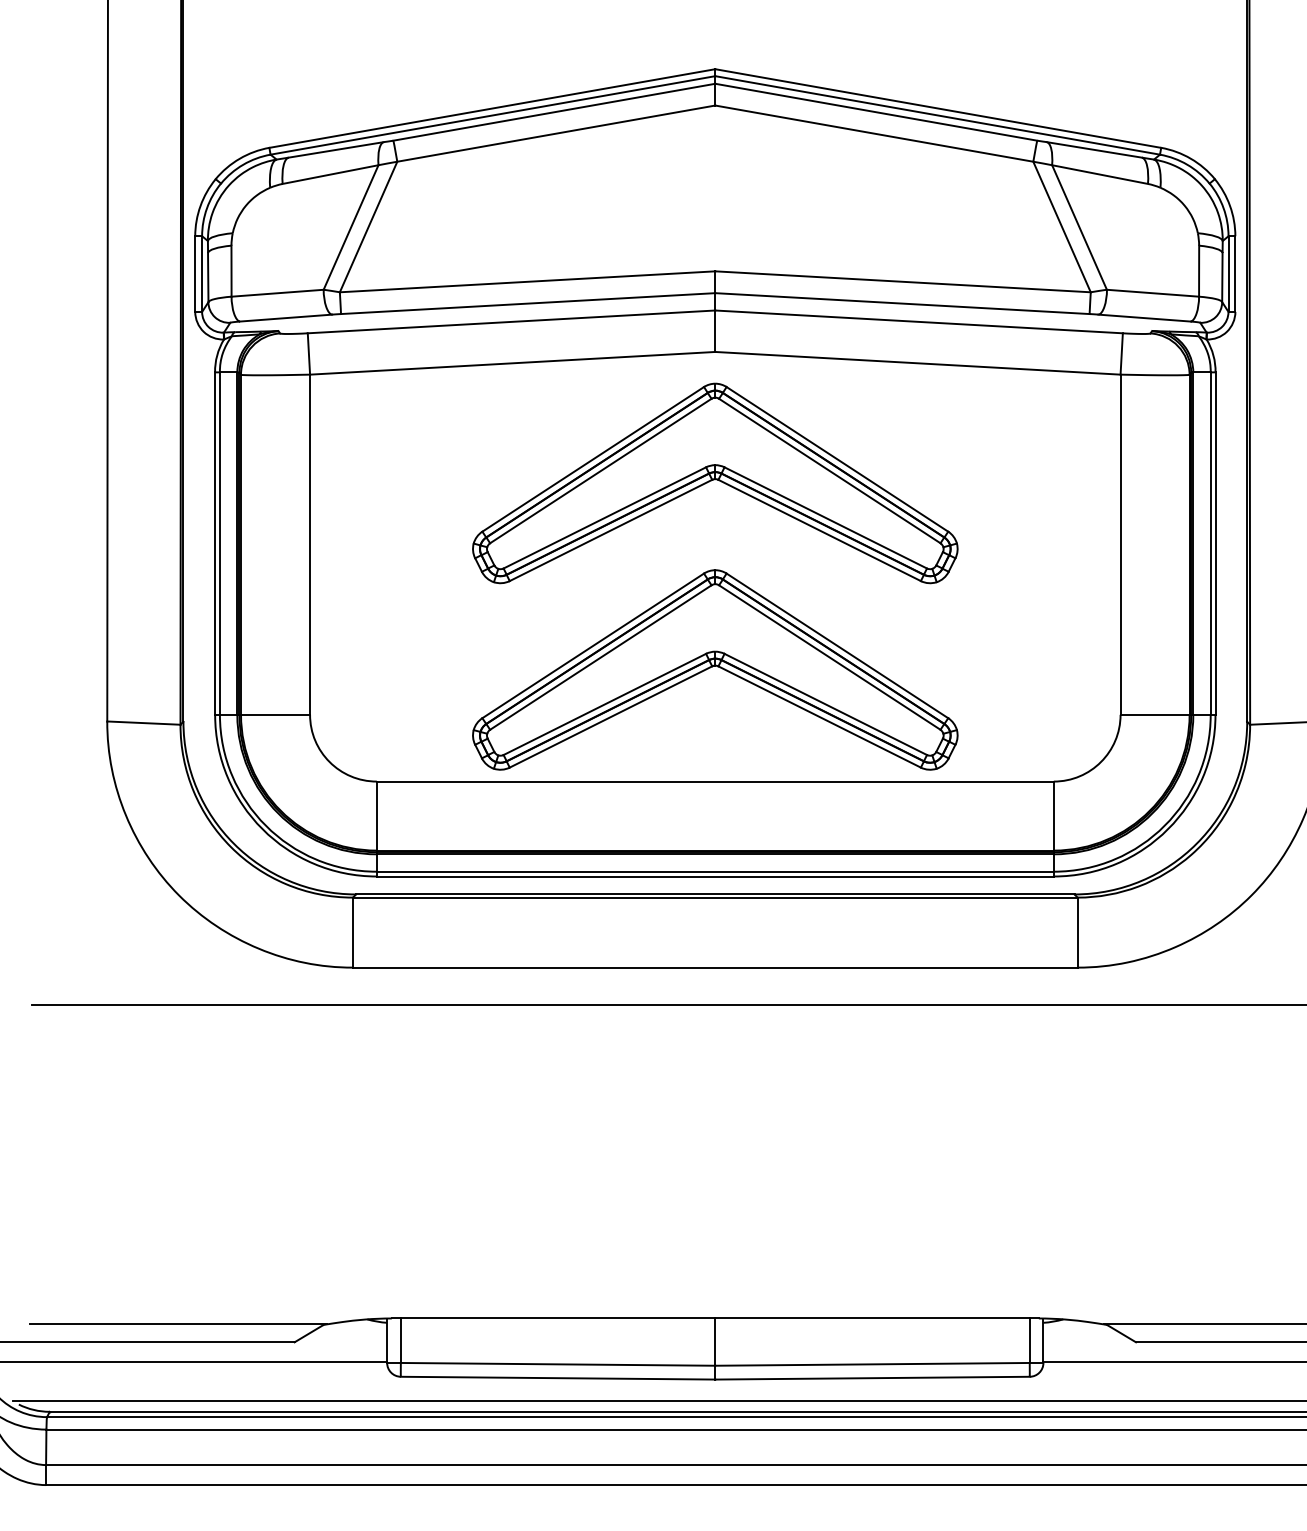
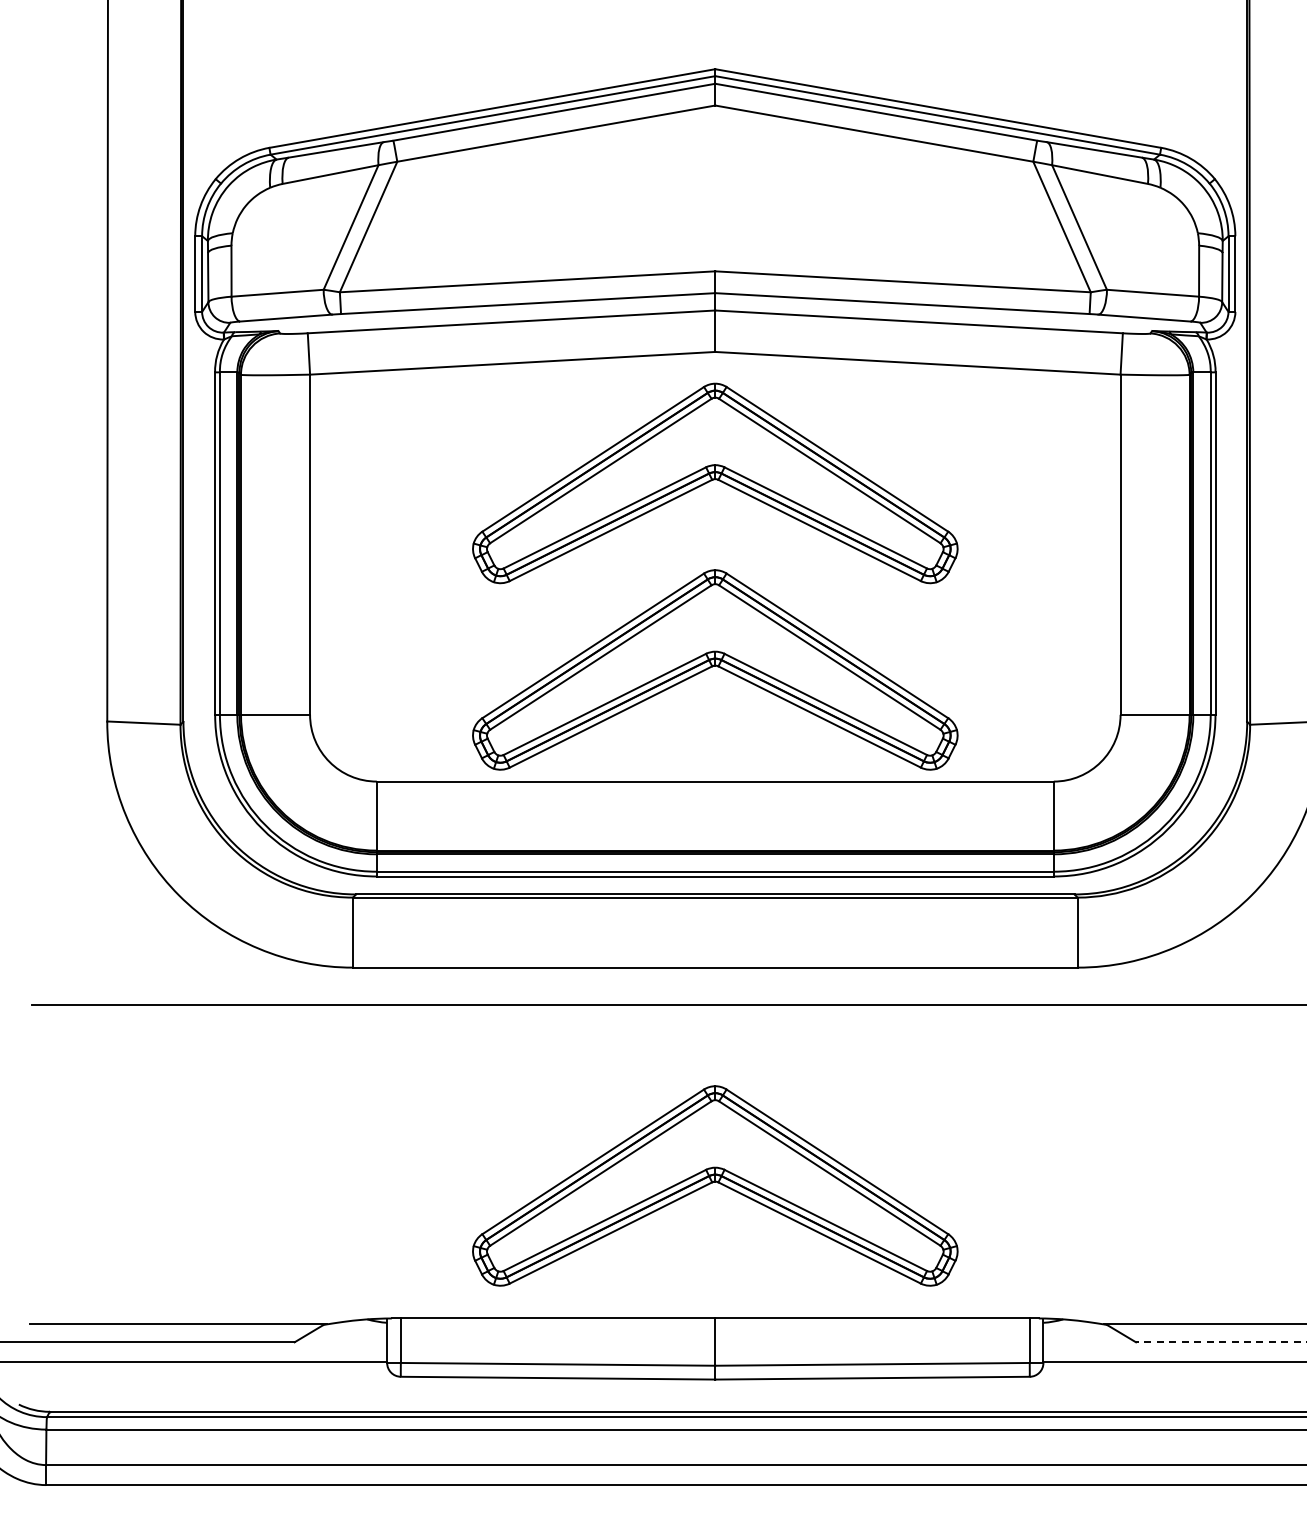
part: none -> present (715, 1185)
line: solid -> dashed (1221, 1342)
line: present -> none (657, 1401)
